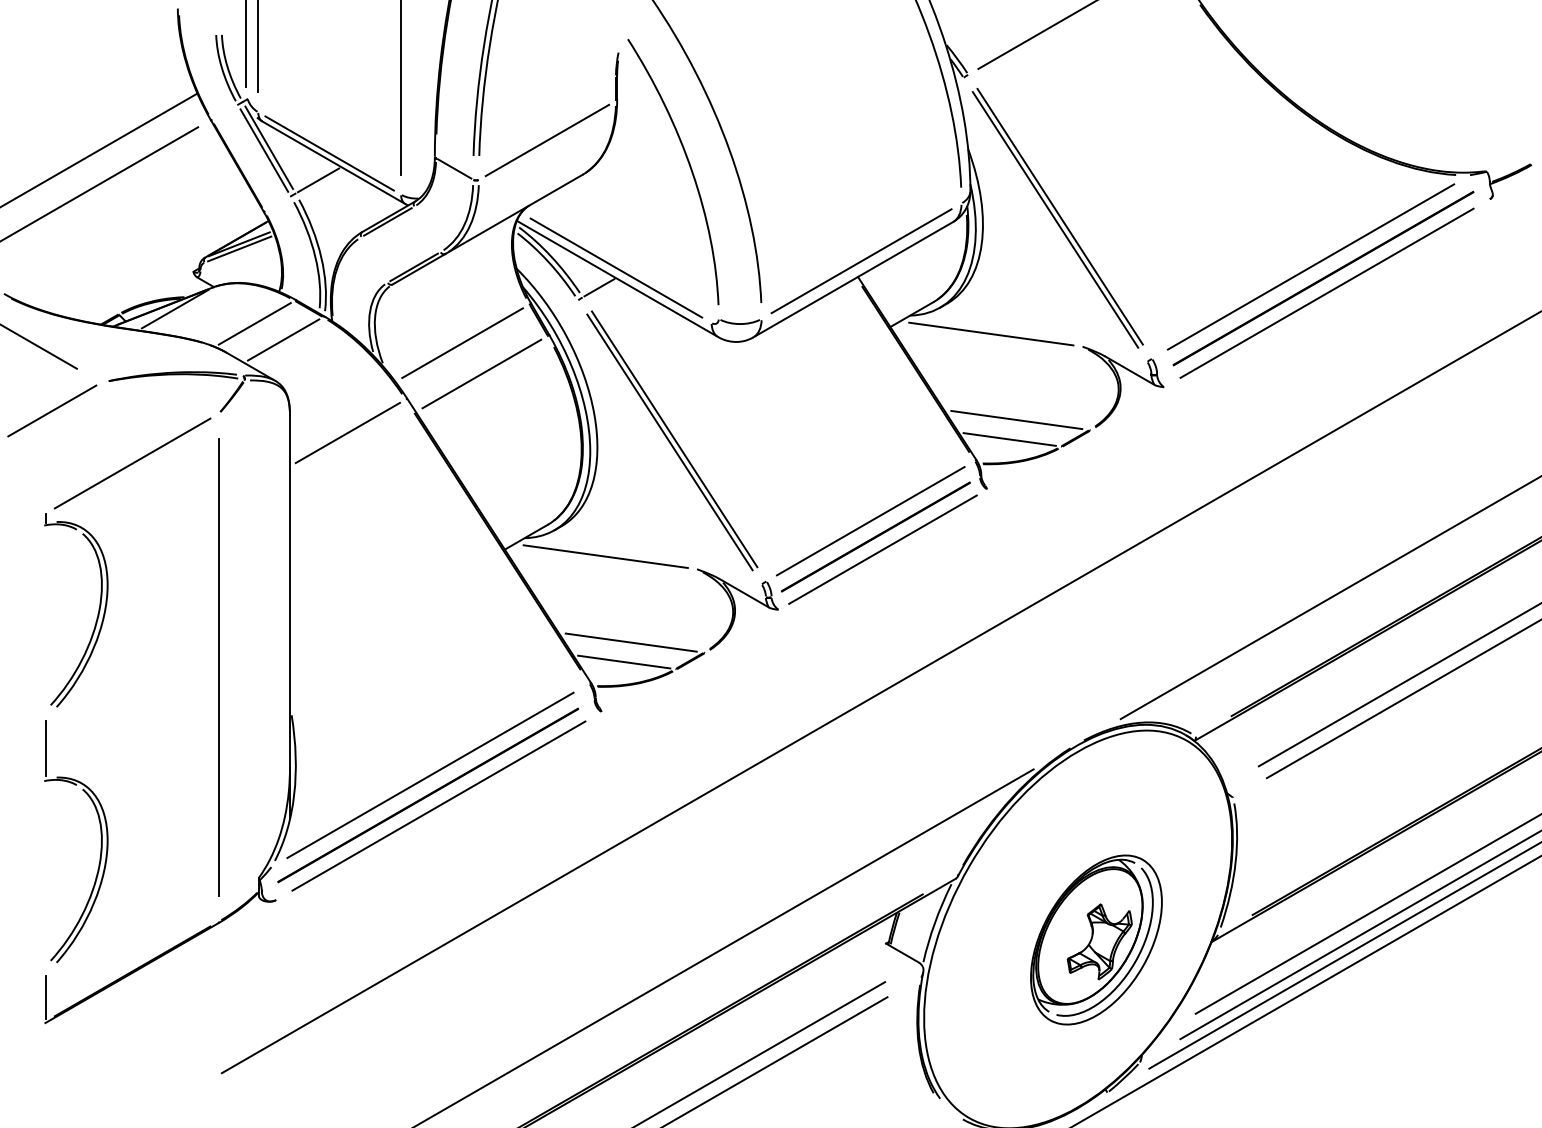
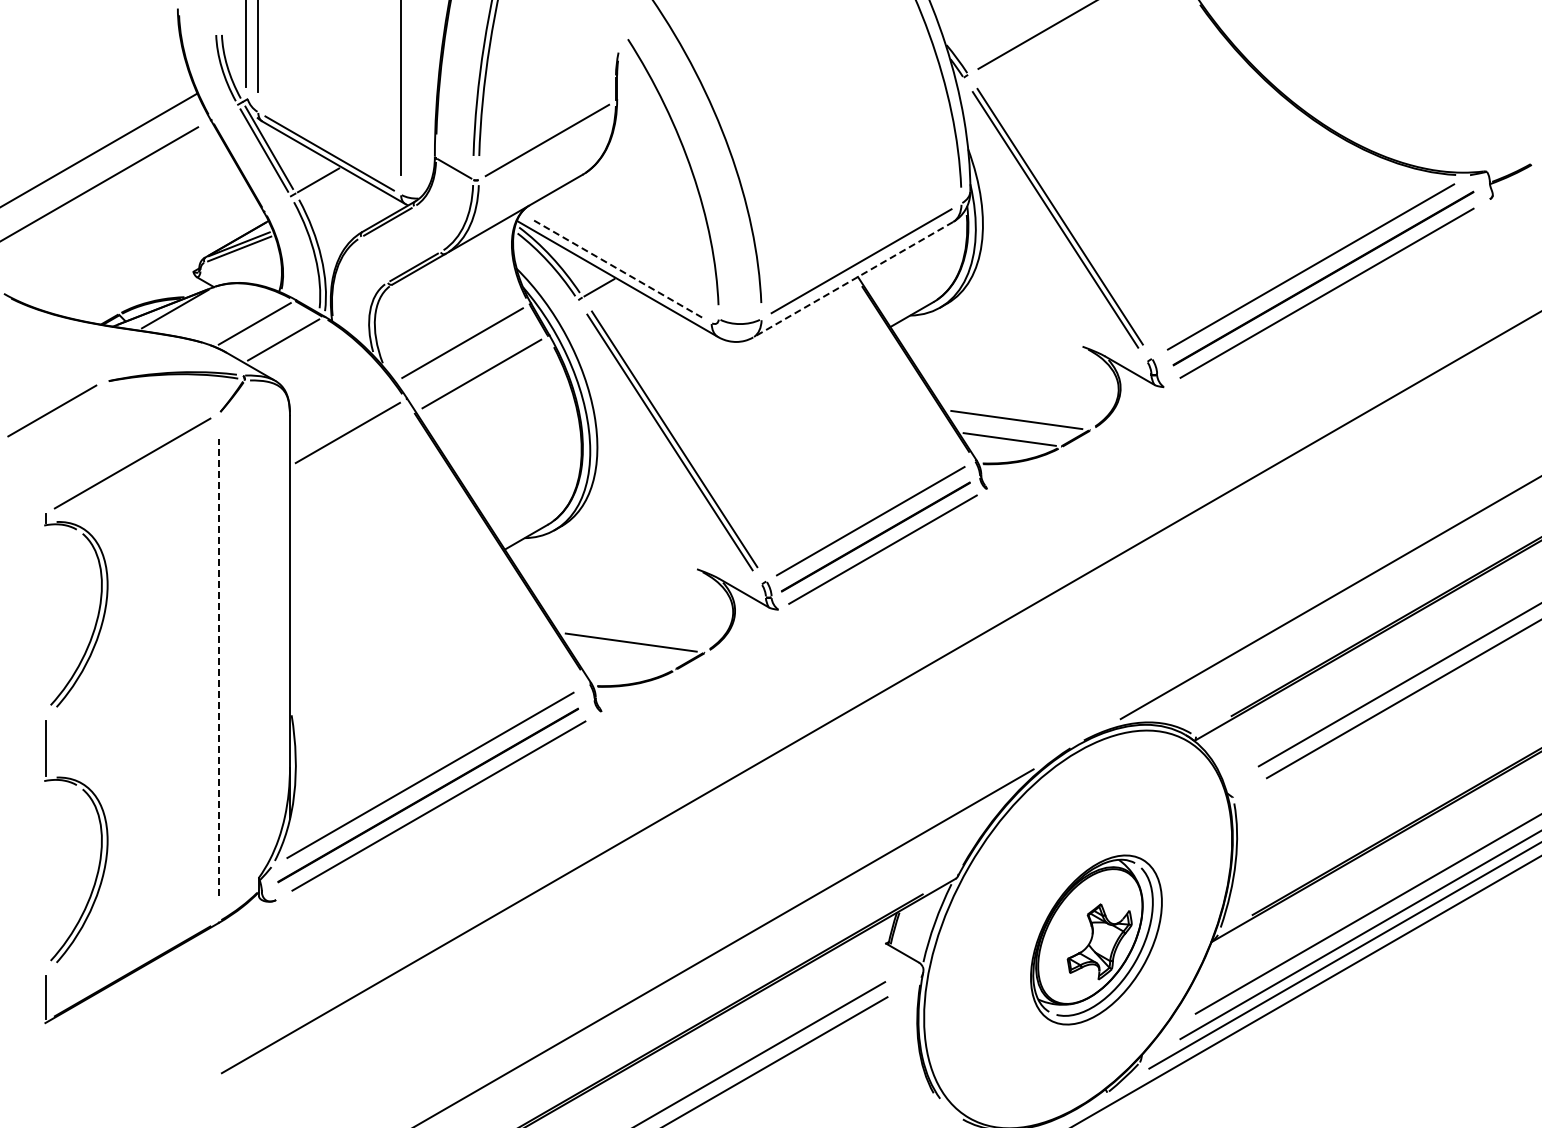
line: solid -> dashed (616, 268)
line: solid -> dashed (852, 279)
line: present -> none (991, 333)
line: present -> none (39, 346)
line: present -> none (605, 556)
line: present -> none (624, 661)
line: solid -> dashed (219, 667)
